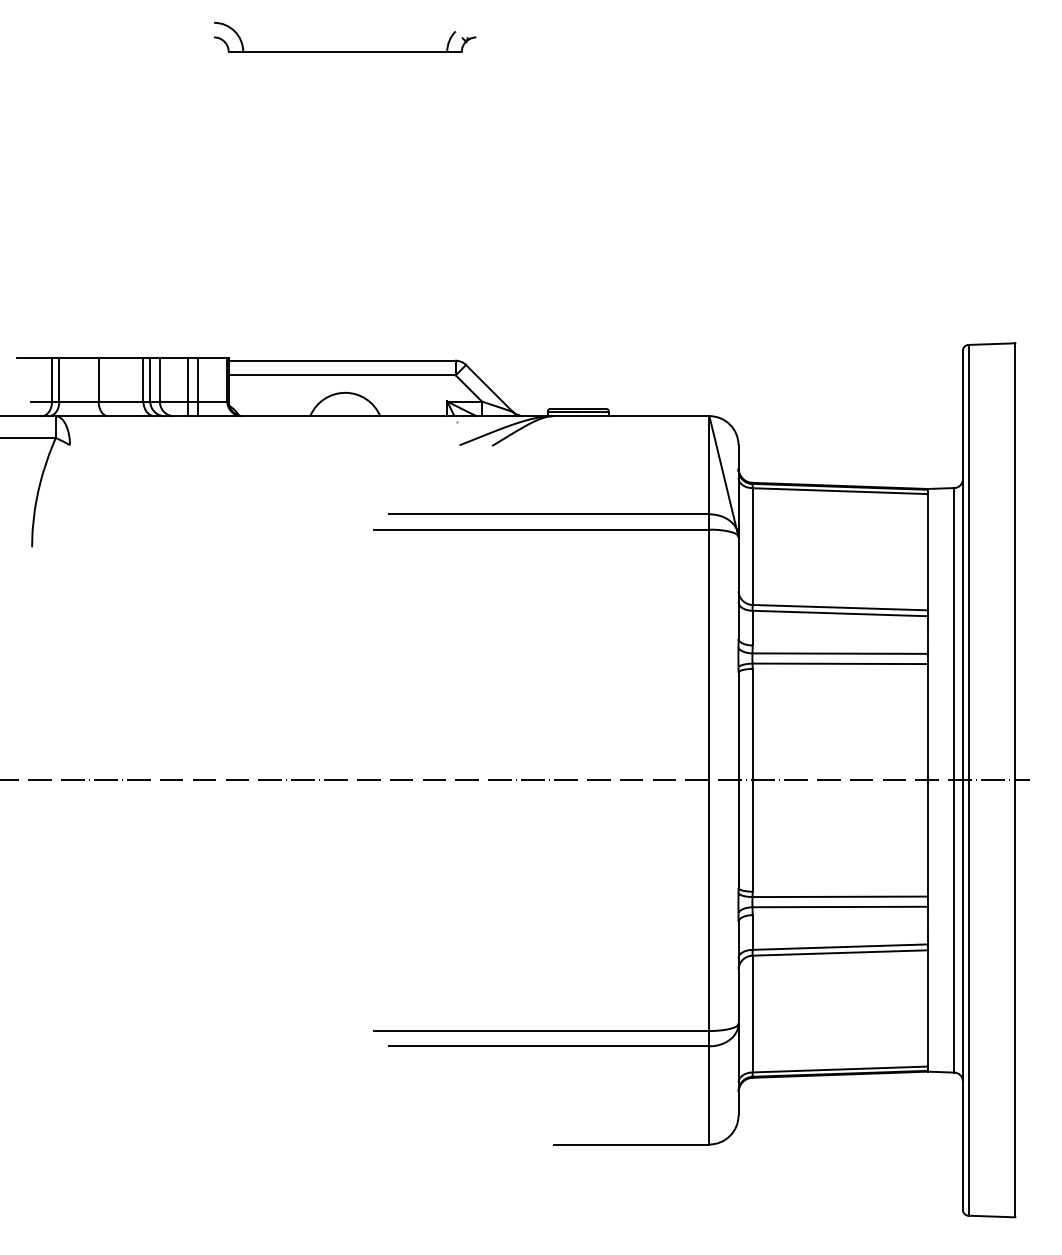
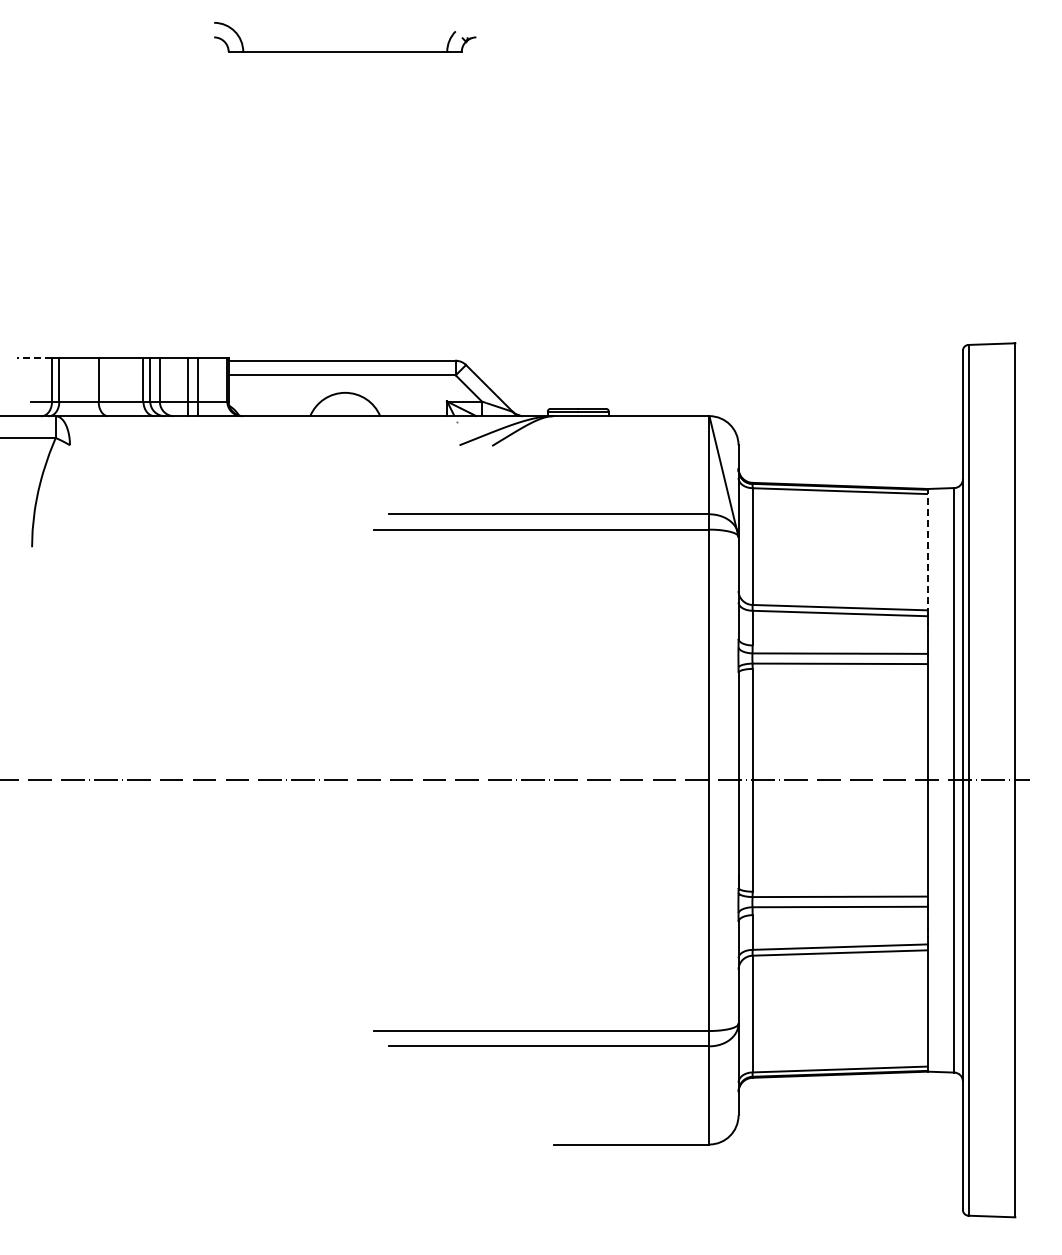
line: solid -> dashed (34, 357)
line: solid -> dashed (927, 551)
